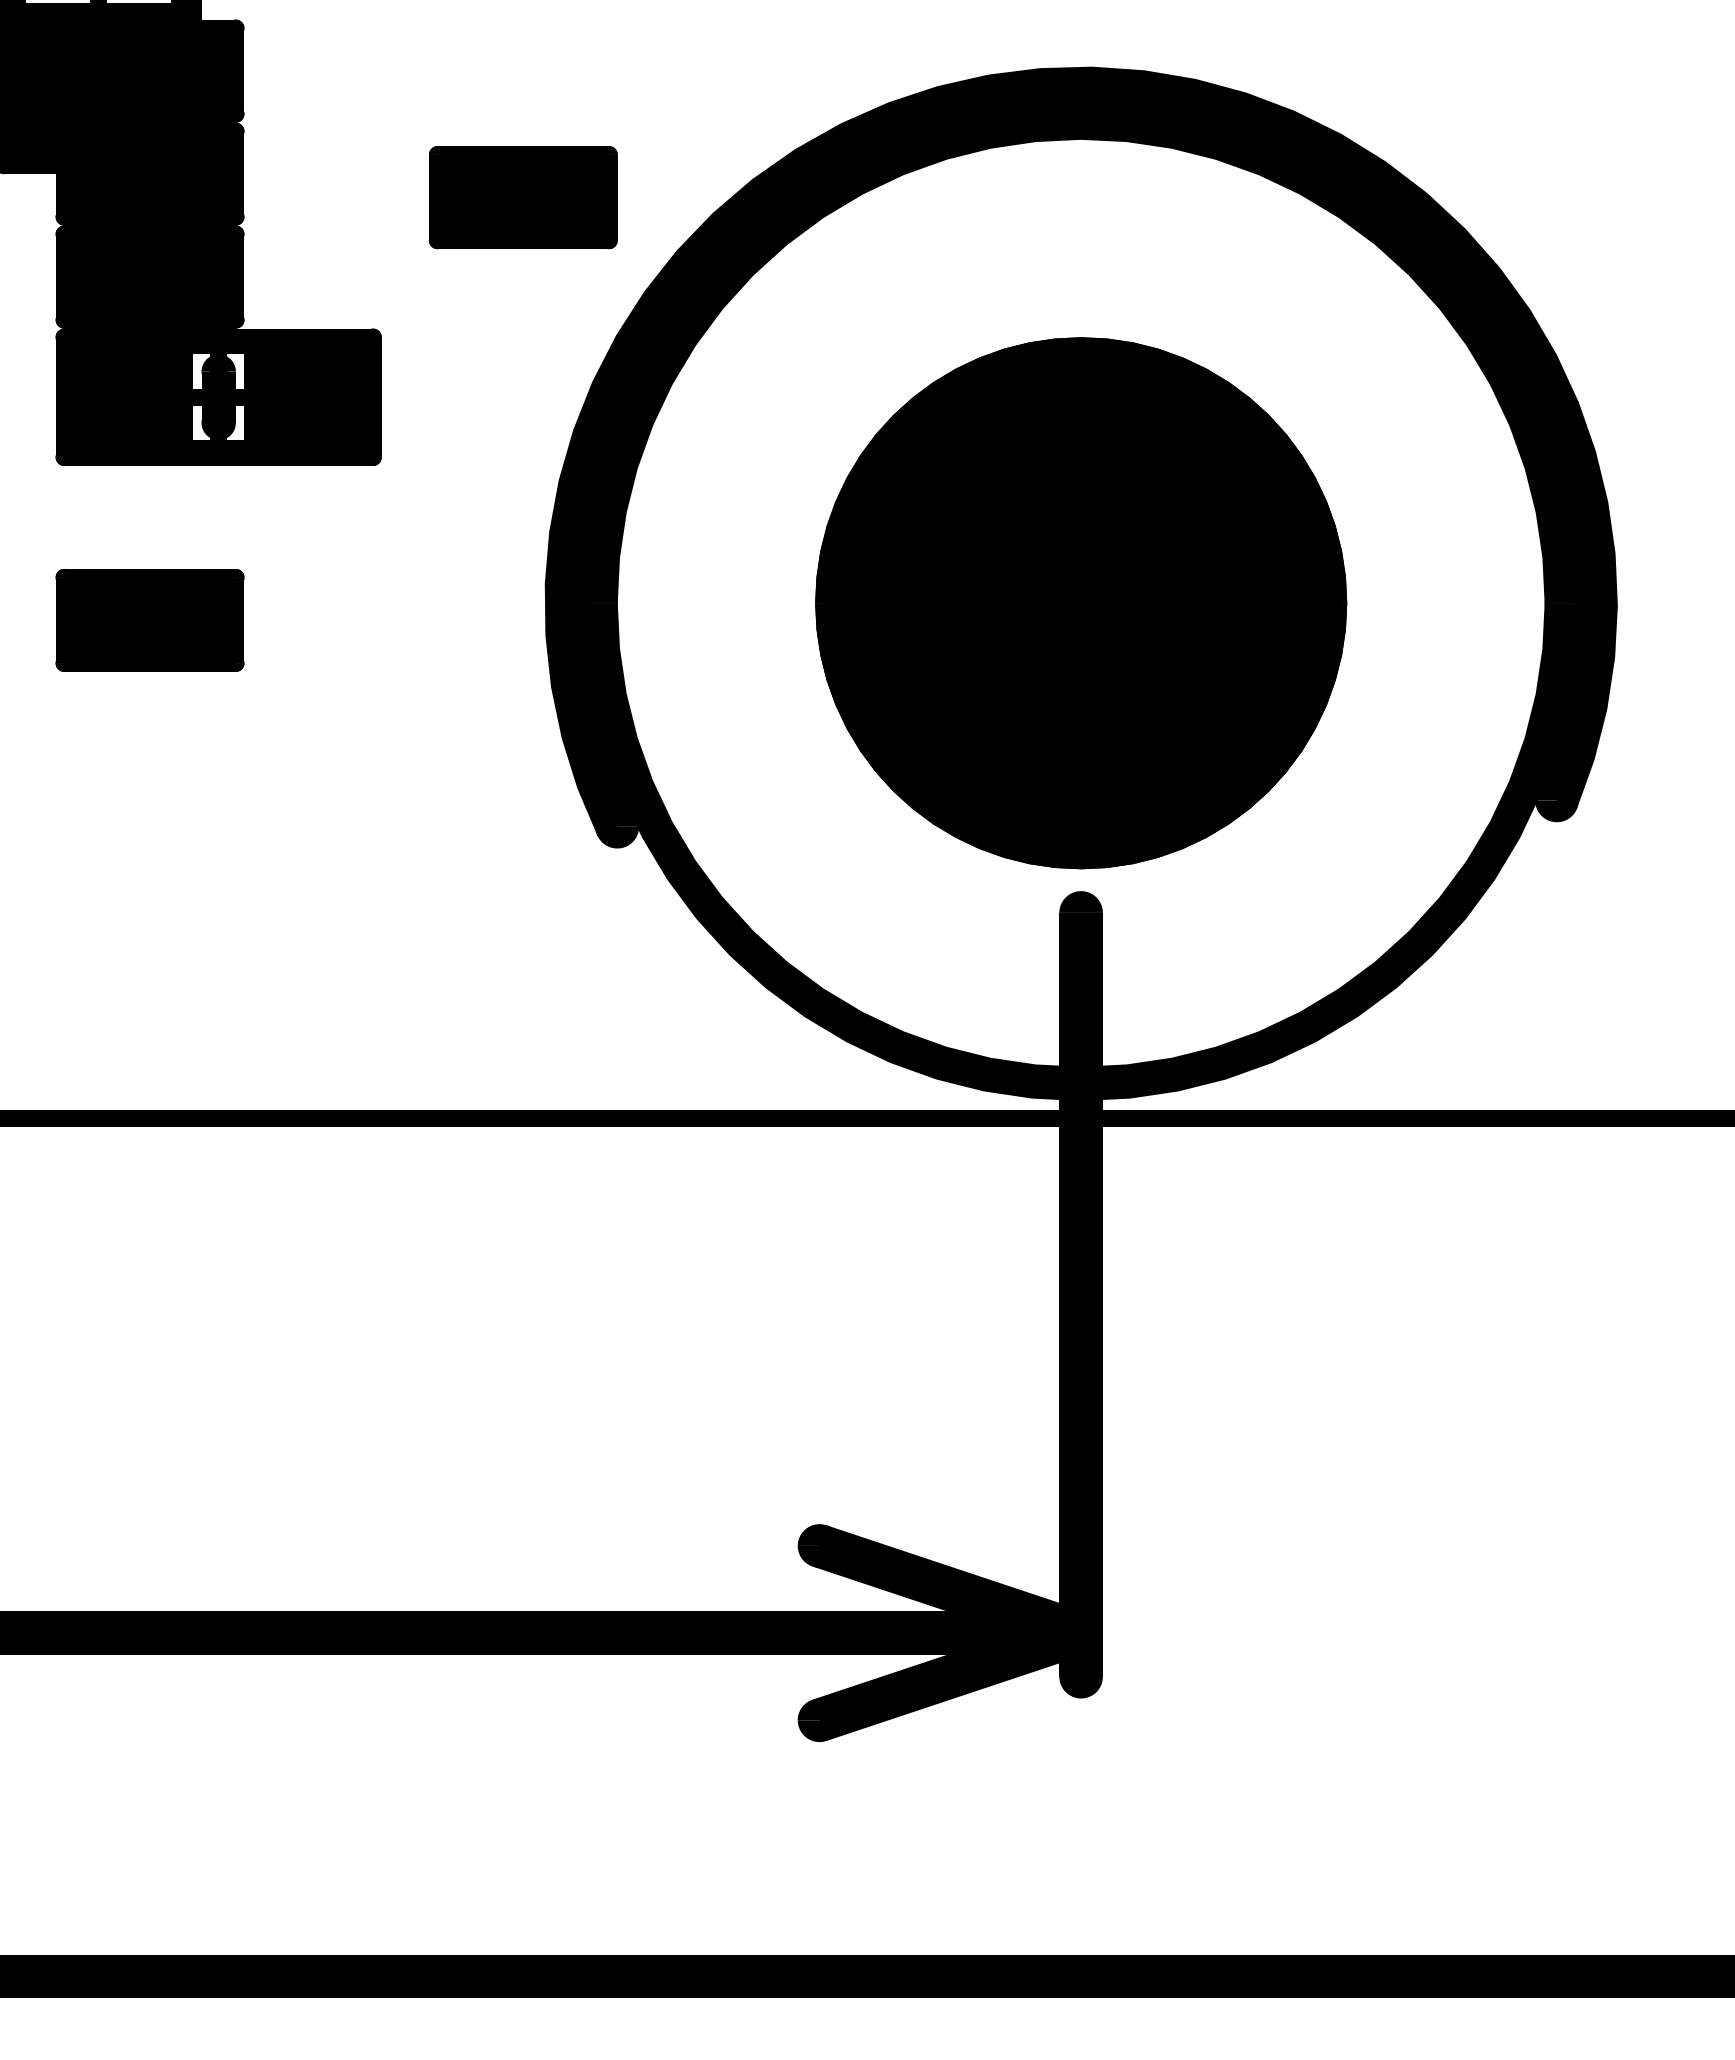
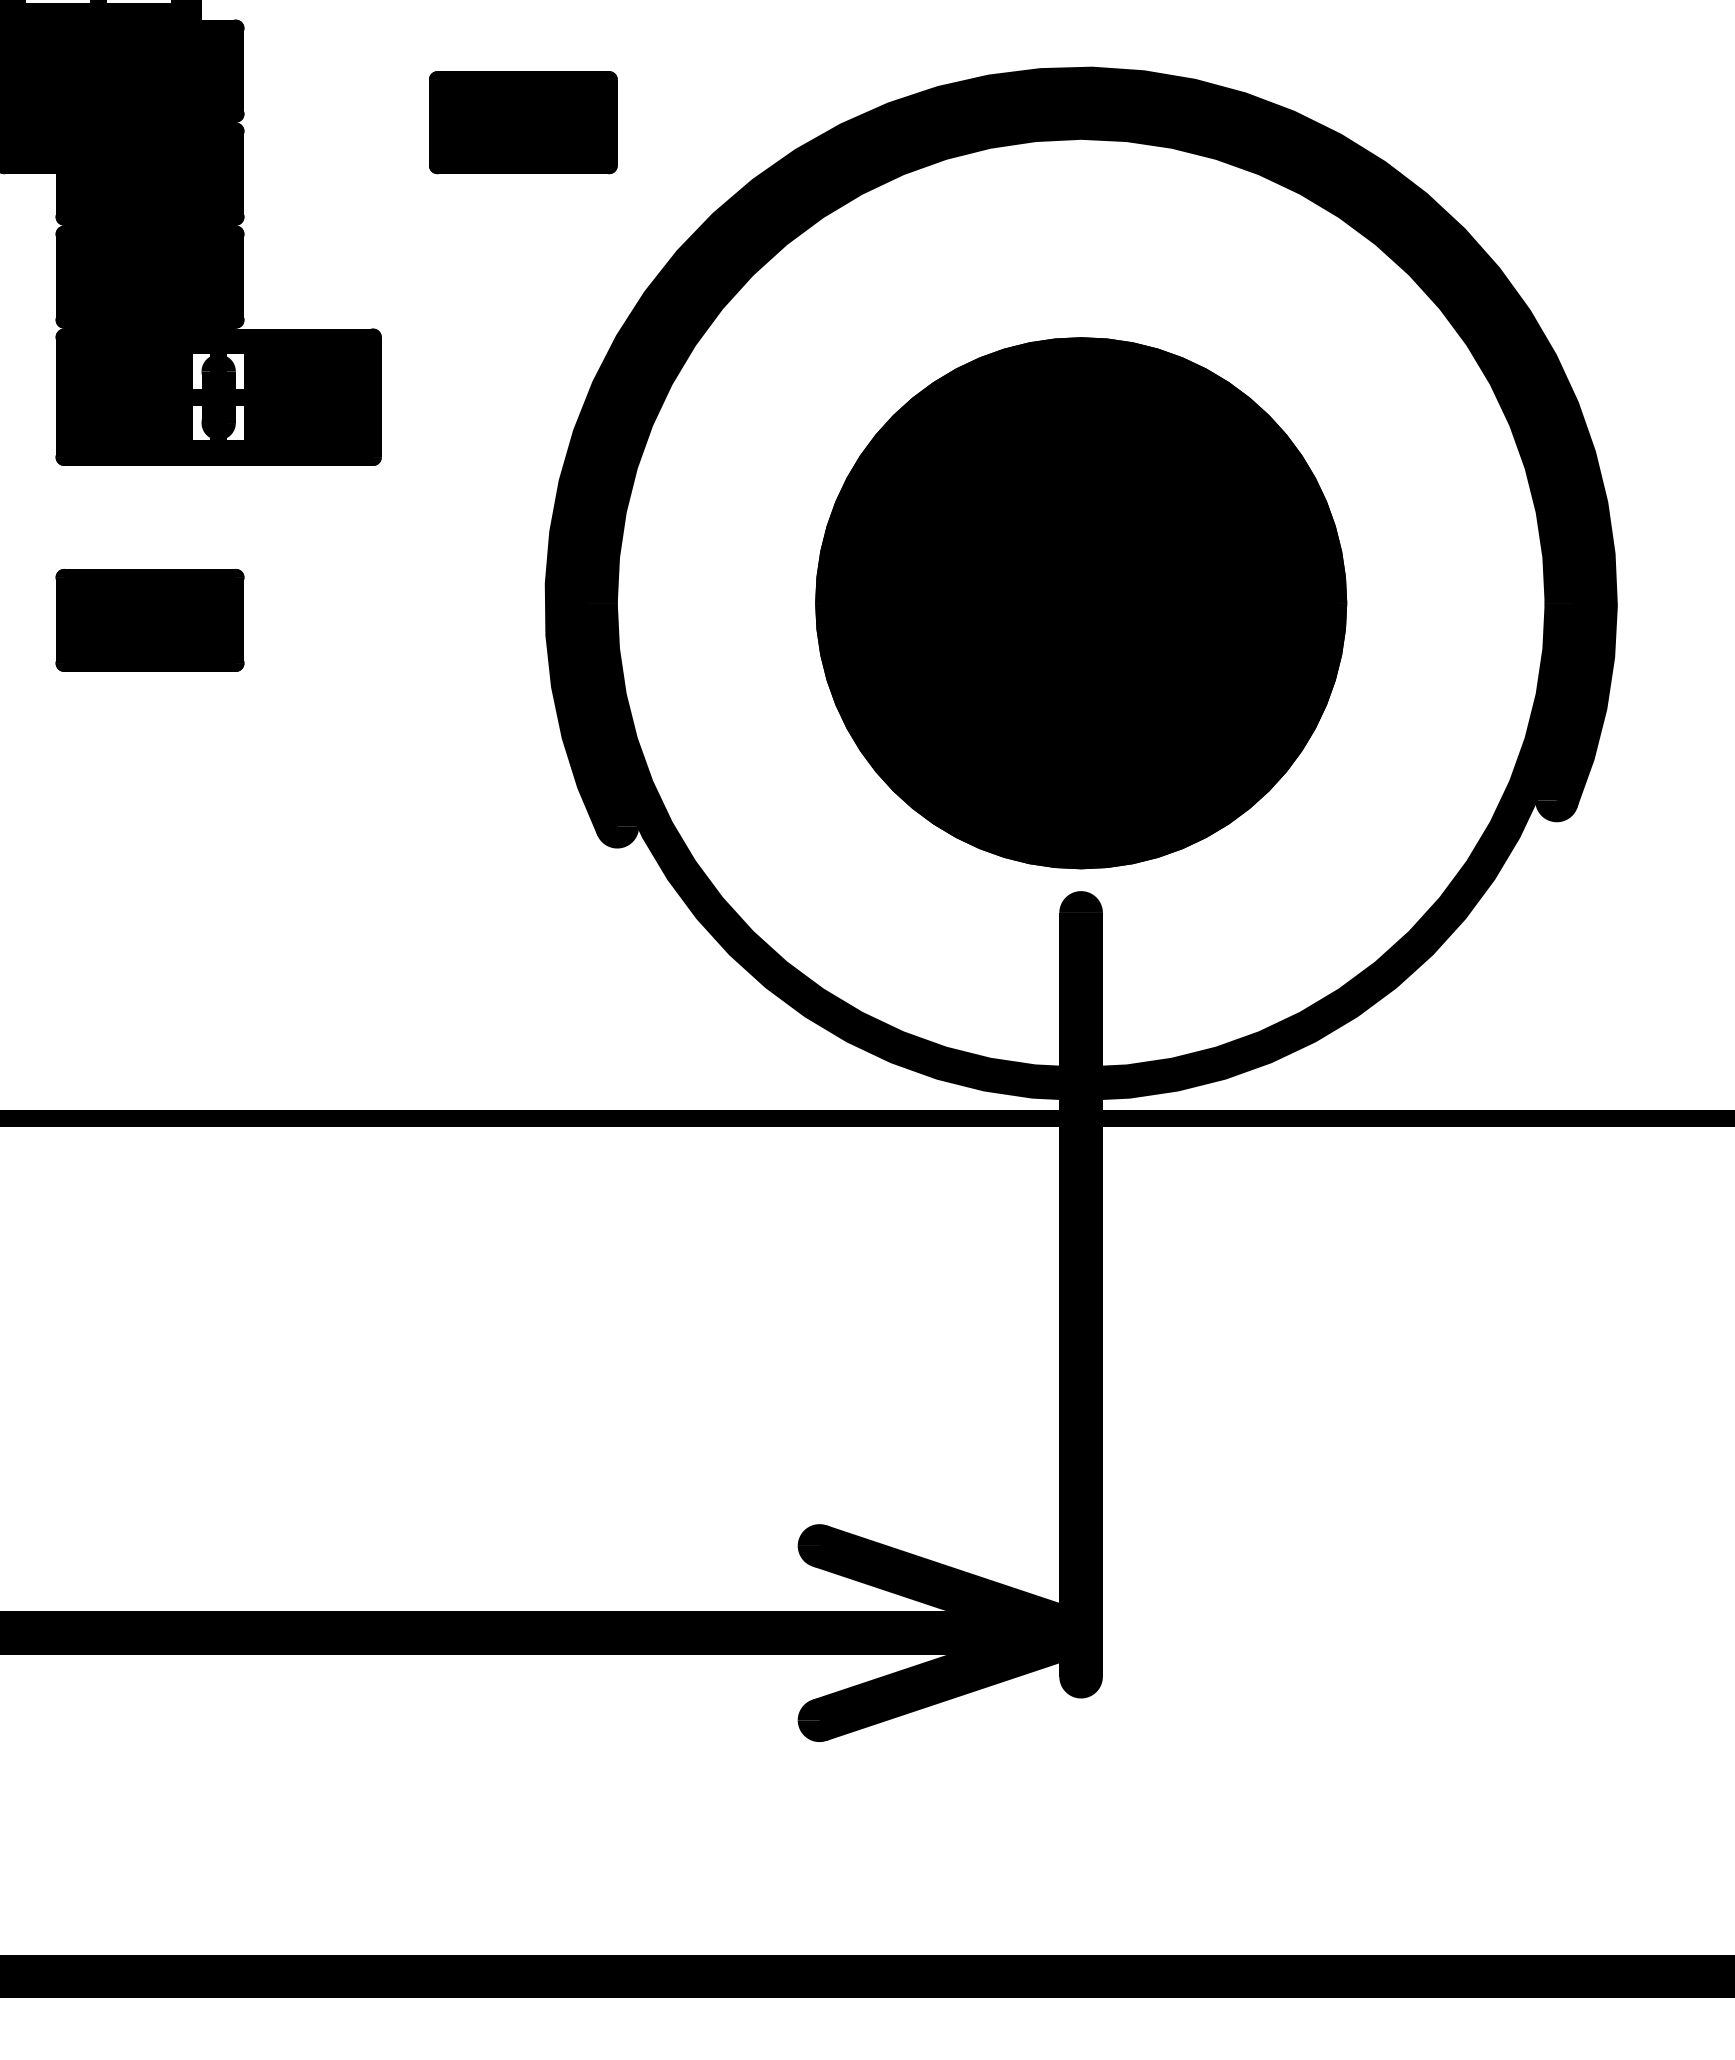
part position: (523, 197) -> (523, 122) (523, 122)
